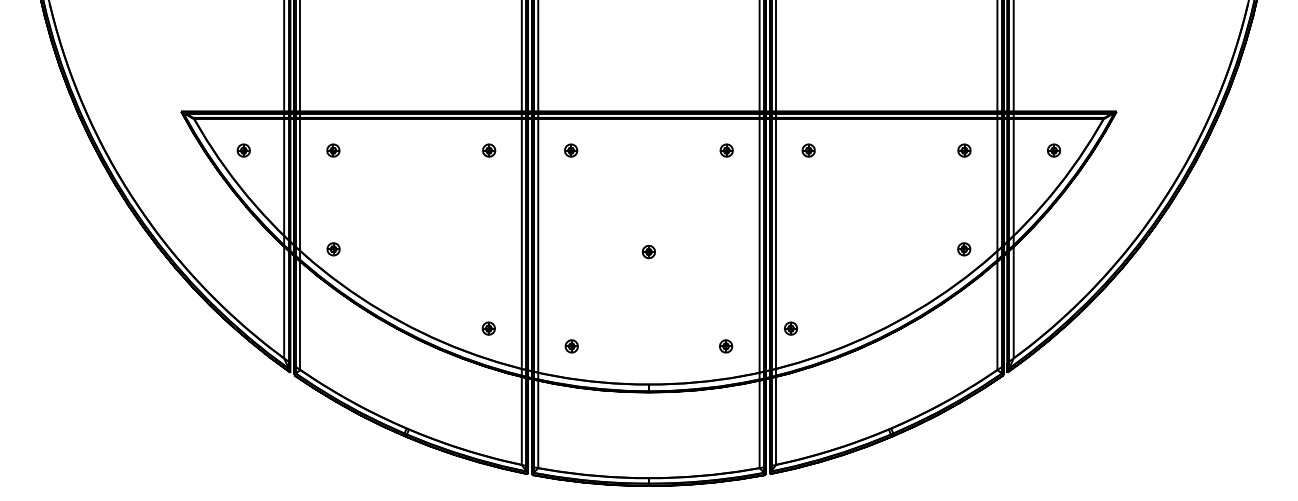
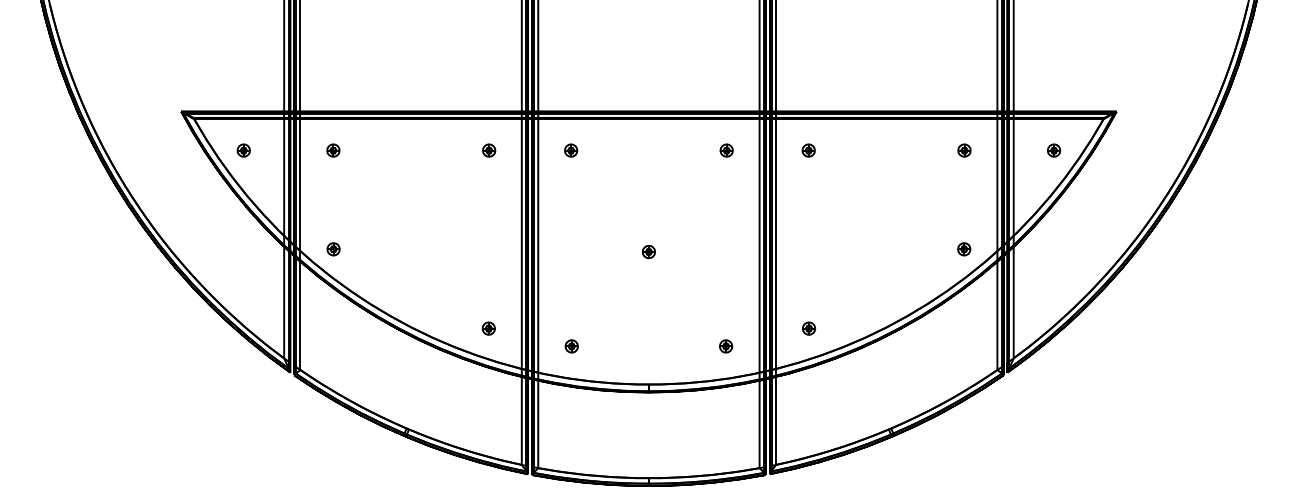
part position: (790, 328) -> (808, 328) (808, 328)
